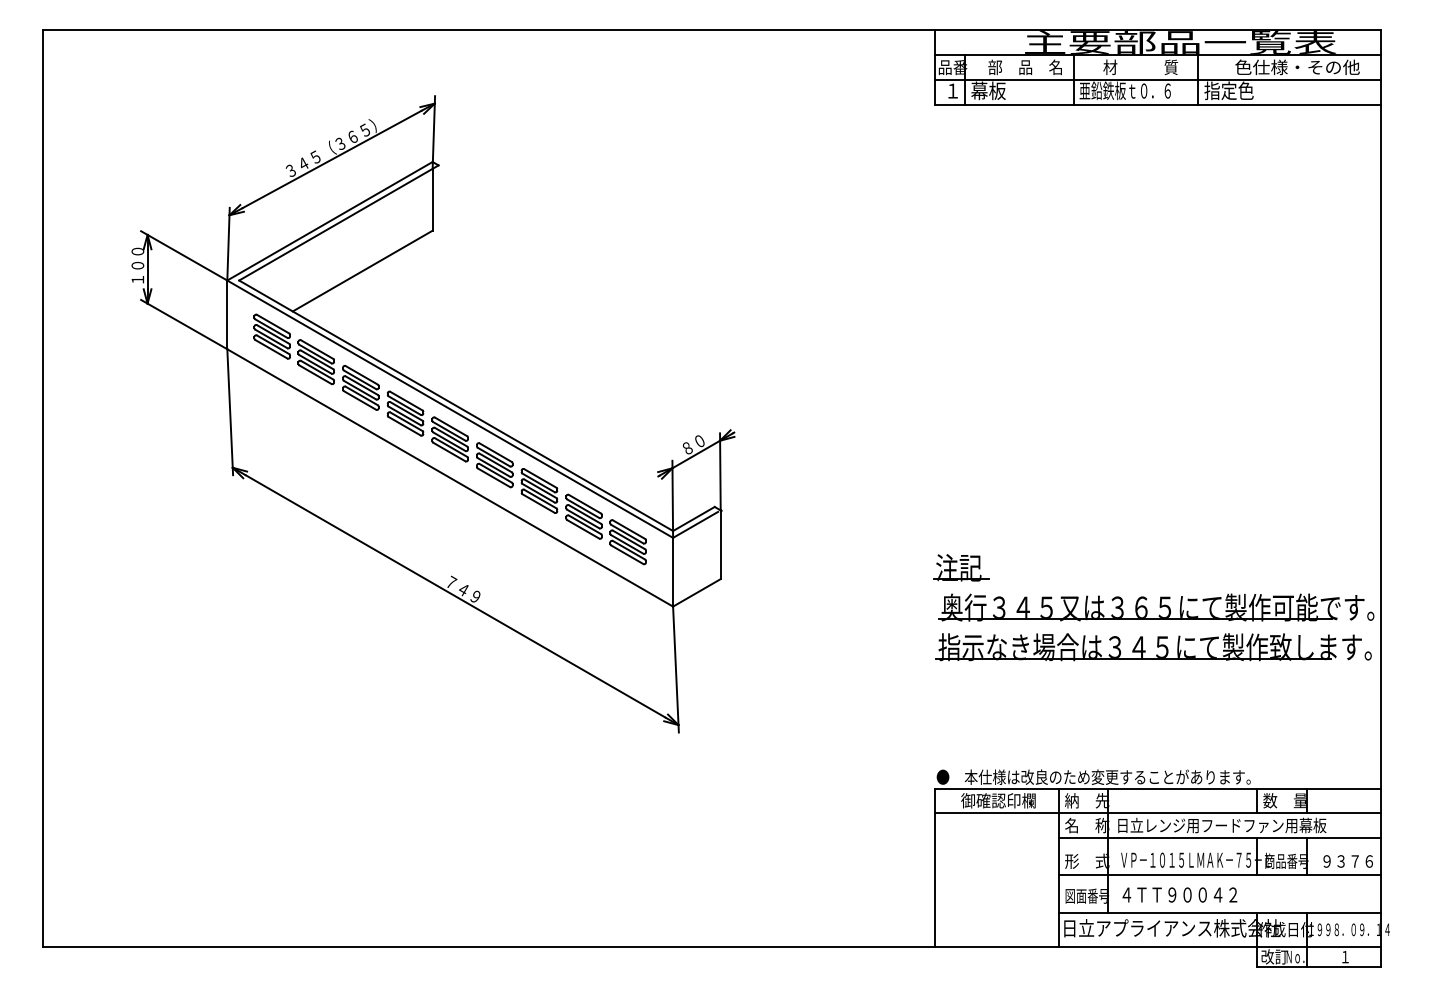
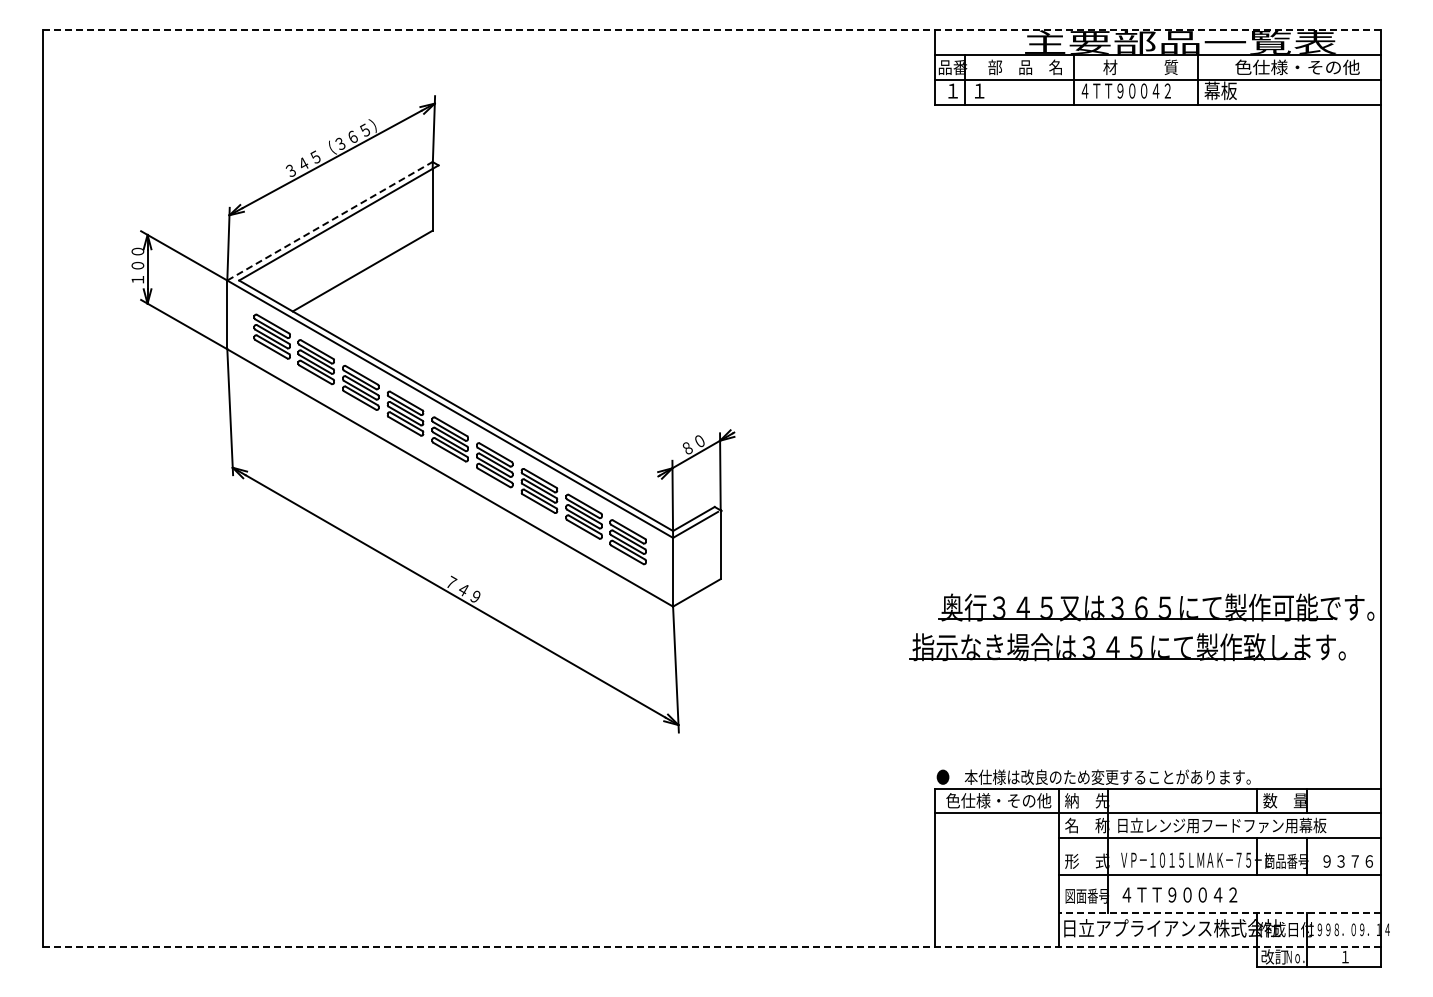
line: solid -> dashed (711, 30)
text: 幕板 -> １ (988, 90)
text: 亜鉛鉄板ｔ０．６ -> ４ＴＴ９００４２ (1124, 90)
text: 指定色 -> 幕板 (1228, 90)
line: solid -> dashed (329, 221)
part: present -> none (961, 567)
part position: (1153, 647) -> (1127, 647) (1127, 647)
text: 御確認印欄 -> 色仕様・その他 (998, 800)
line: solid -> dashed (1219, 912)
line: solid -> dashed (711, 947)
